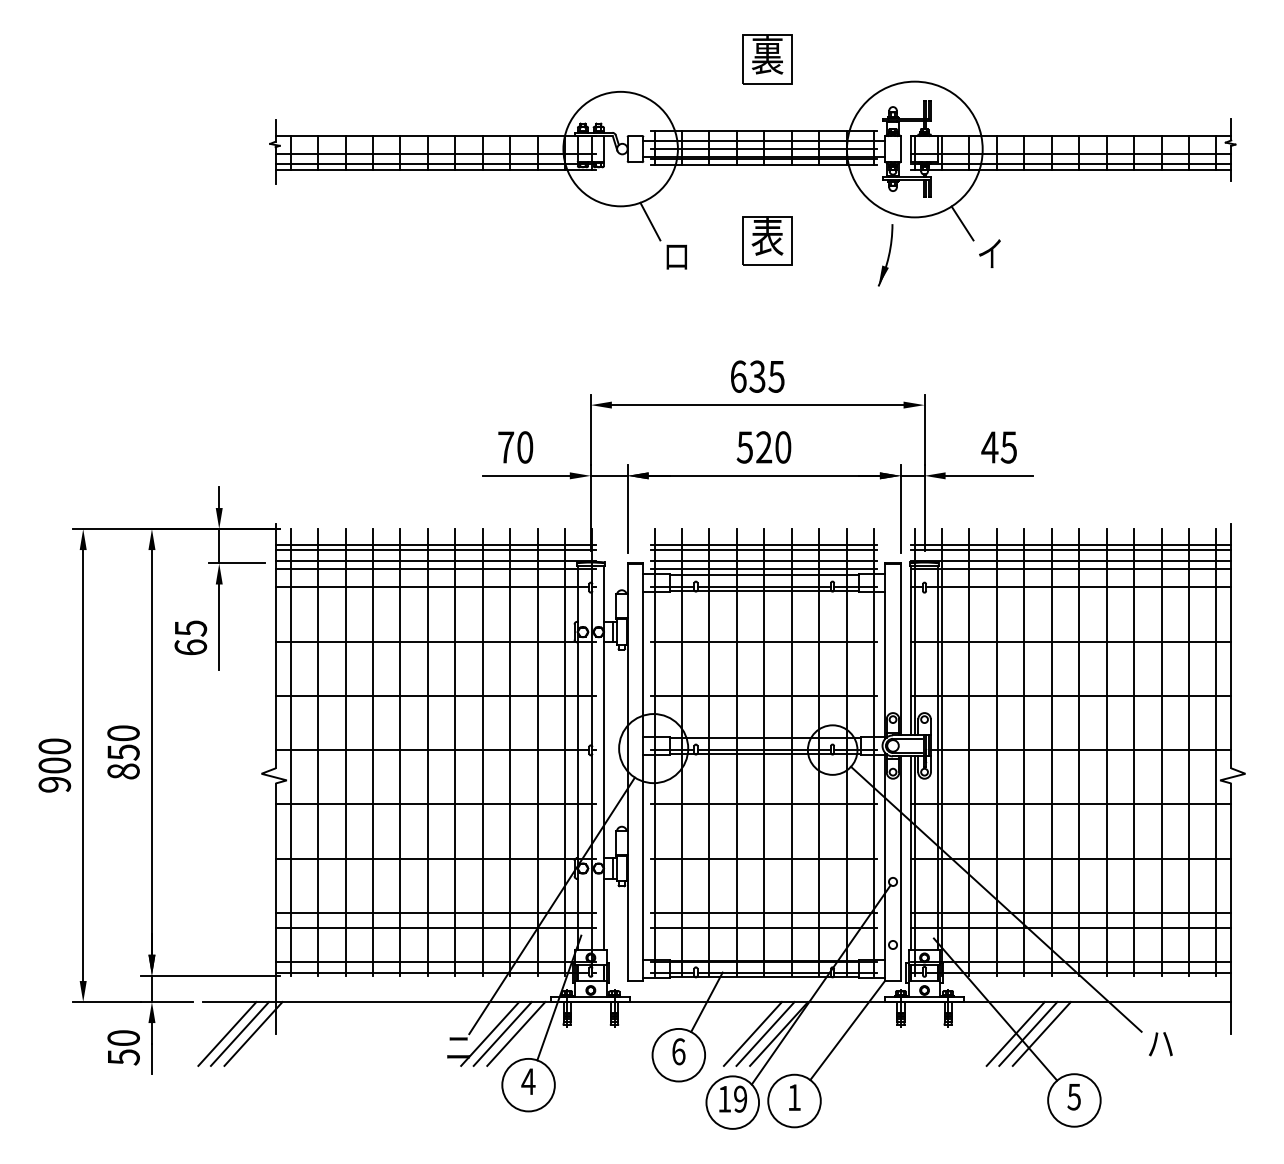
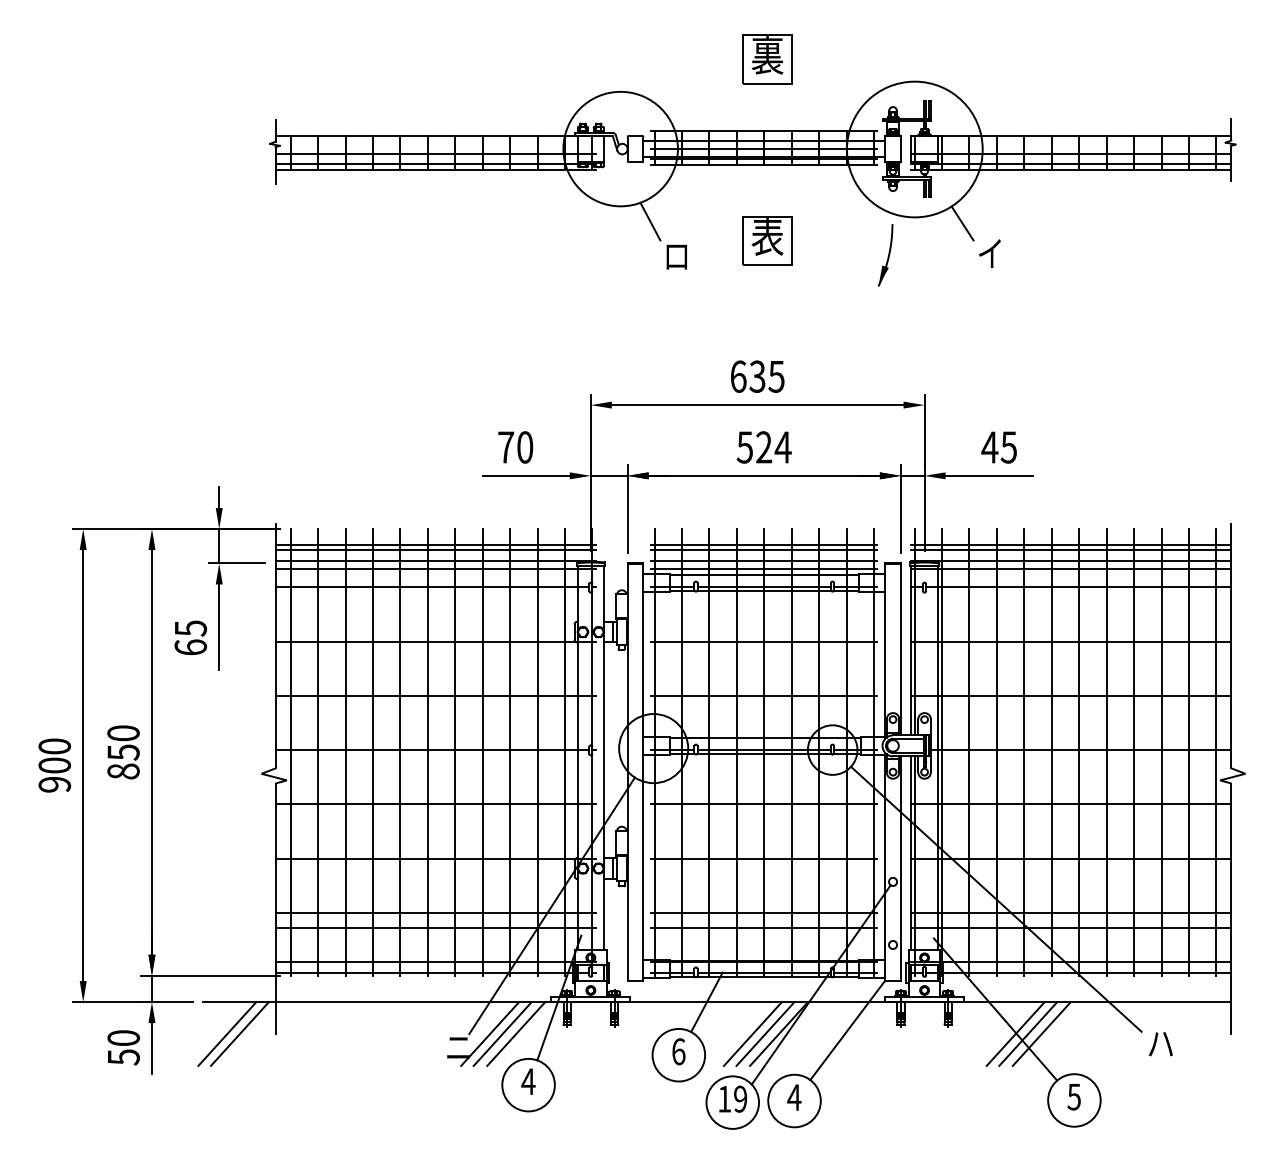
text: 520 -> 524 (782, 447)
line: present -> none (253, 1033)
text: 1 -> 4 (794, 1097)
